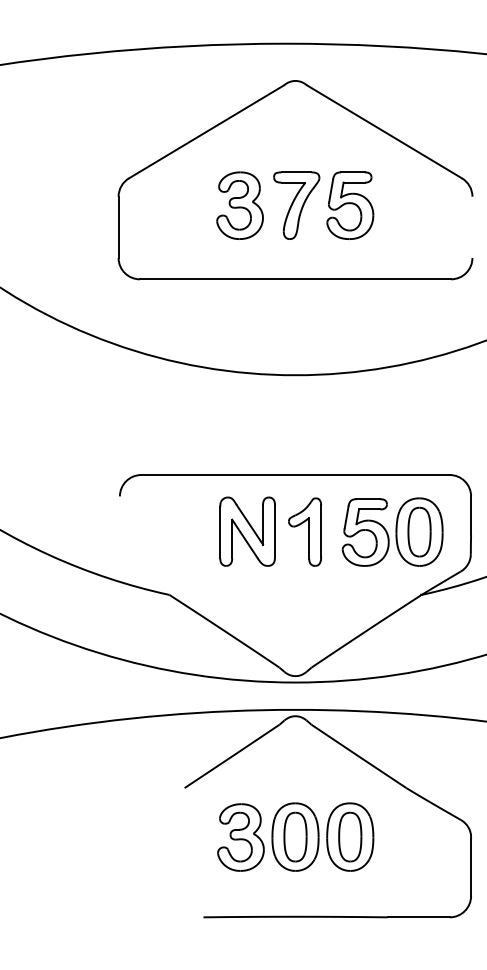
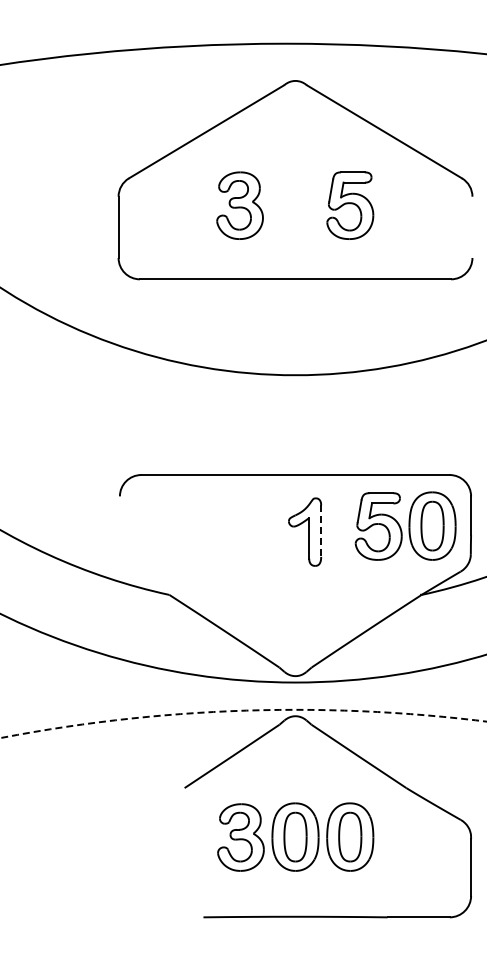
part: present -> none (296, 205)
part: present -> none (247, 531)
line: solid -> dashed (321, 531)
part position: (392, 531) -> (405, 525) (405, 525)
arc: solid -> dashed (241, 710)
